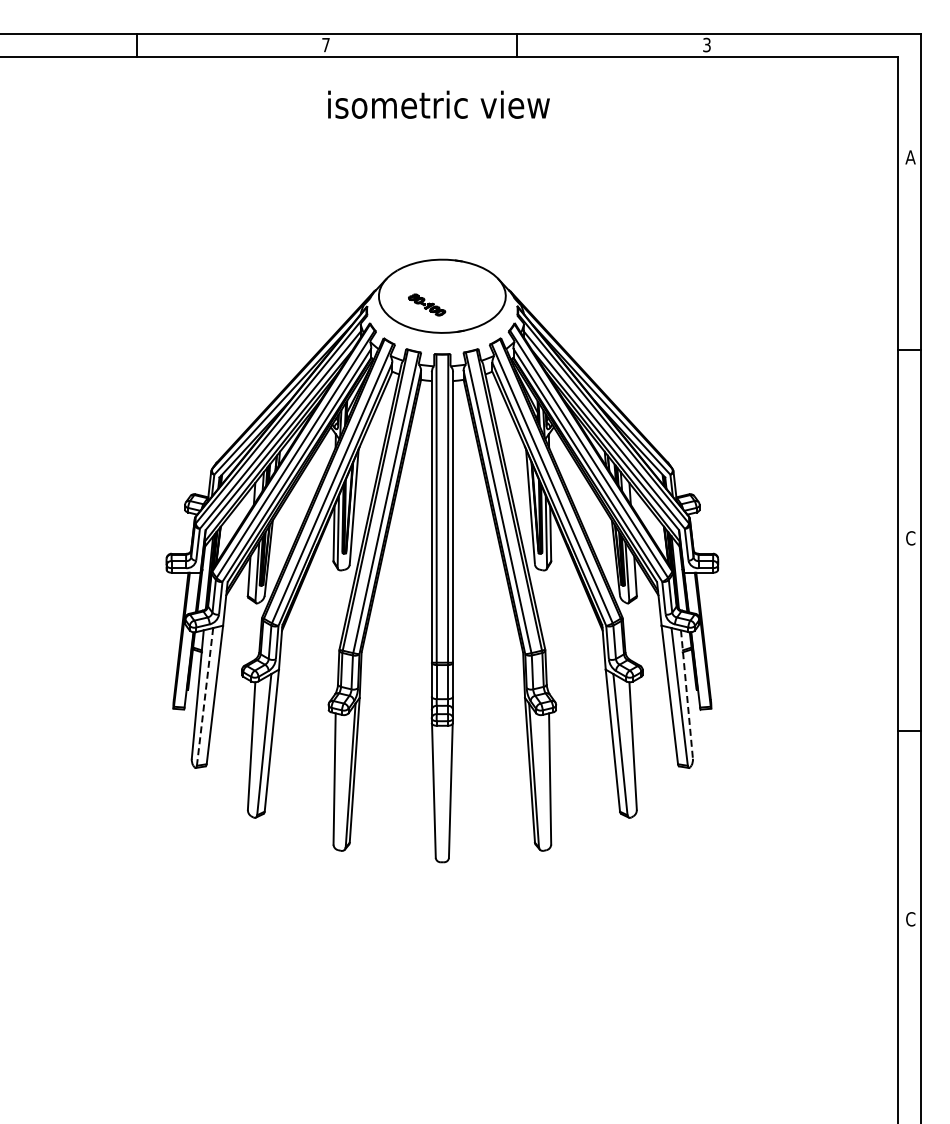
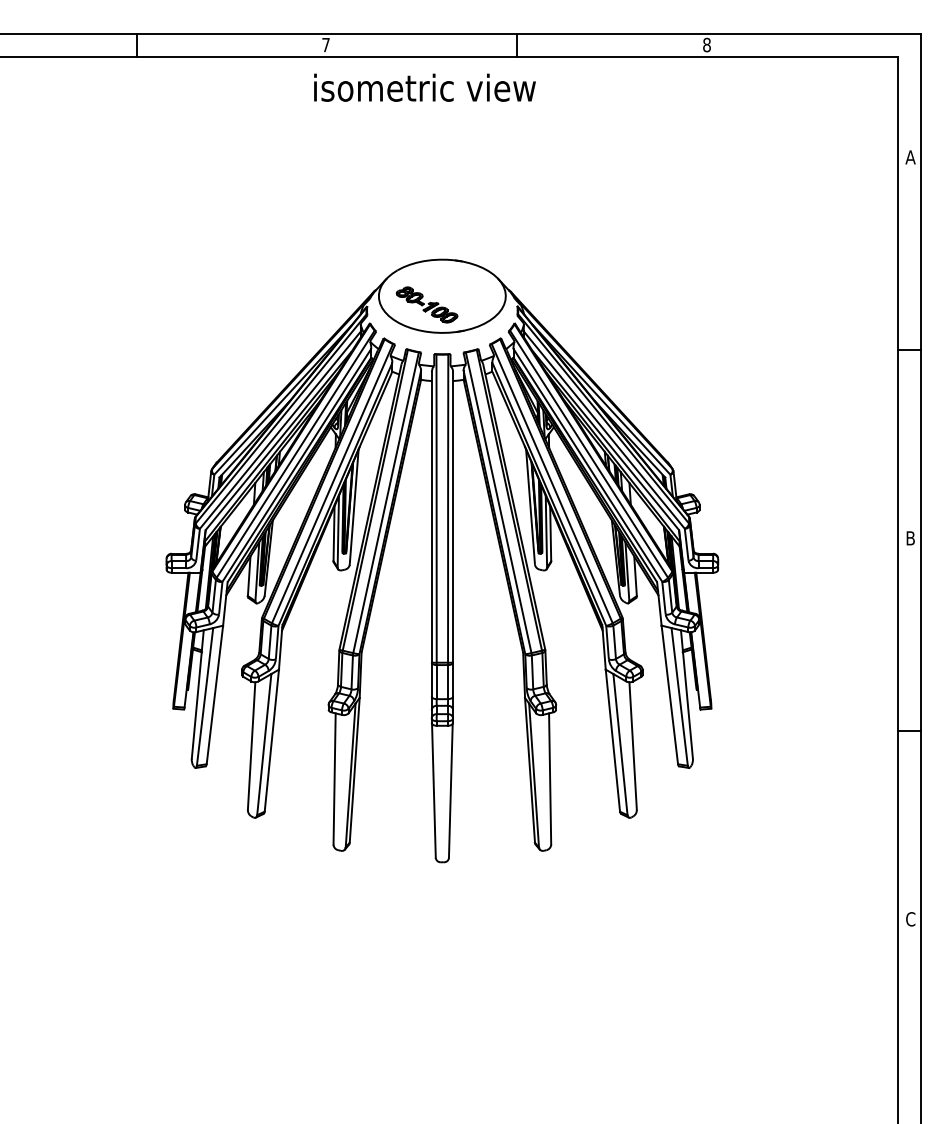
text: 3 -> 8 (706, 44)
text position: (438, 104) -> (424, 87) (424, 87)
part size: 39x24 px -> 64x38 px (426, 304)
text: C -> B (910, 538)
line: dashed -> solid (686, 694)
line: dashed -> solid (205, 697)
